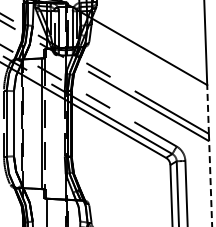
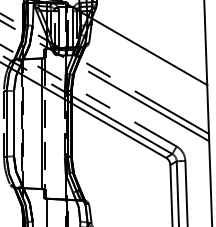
line: dashed -> solid (208, 108)
line: dashed -> solid (210, 183)
